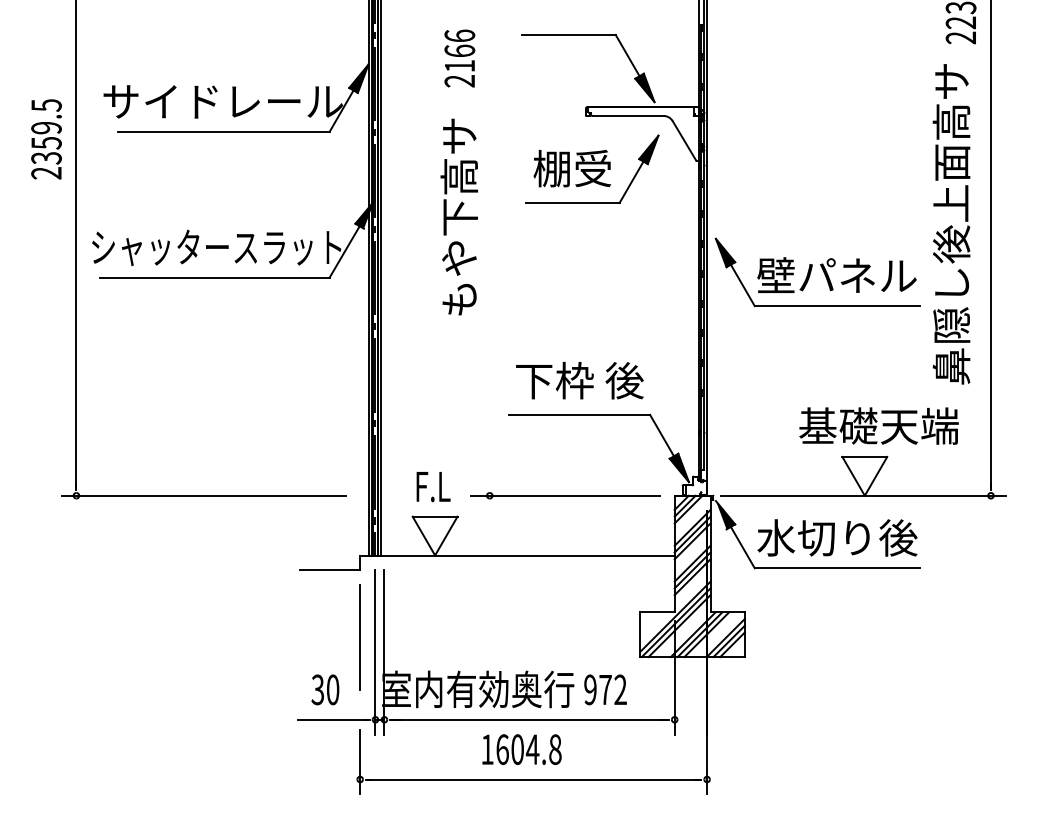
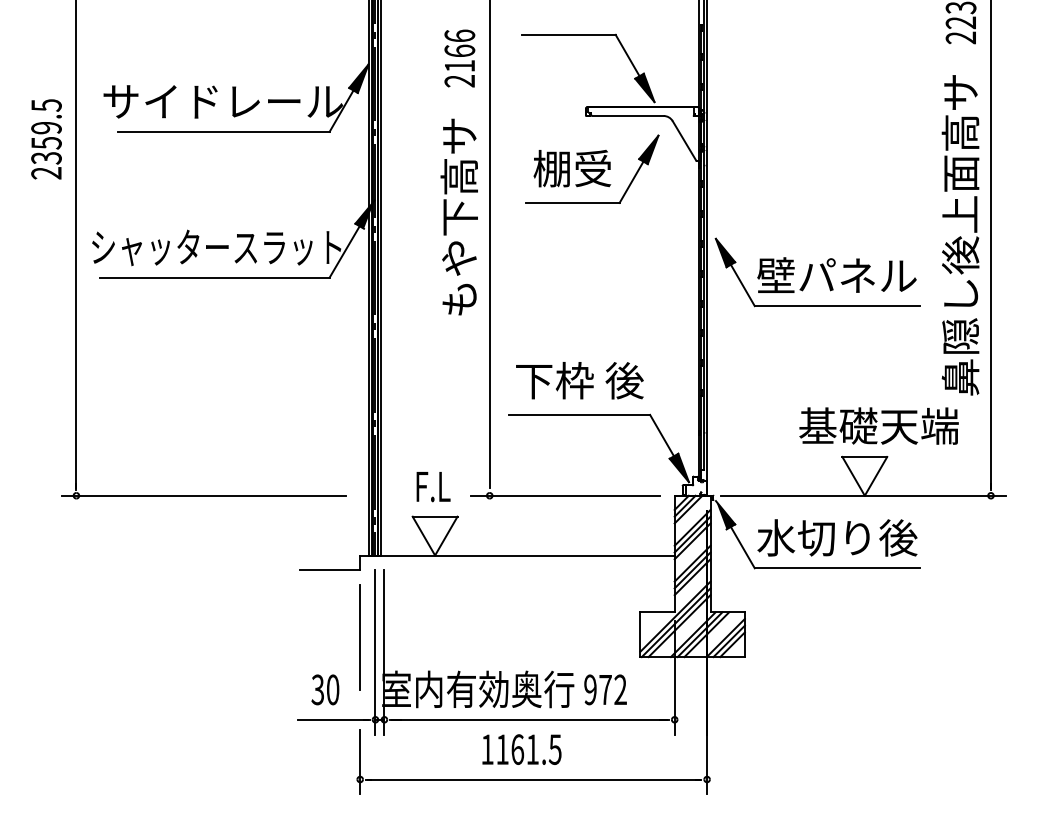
text position: (951, 224) -> (960, 235) (960, 235)
line: none -> present (489, 245)
text: 1604.8 -> 1161.5 (528, 749)
